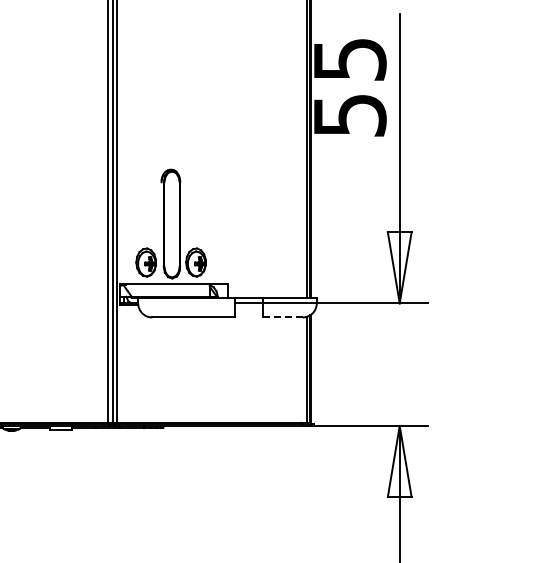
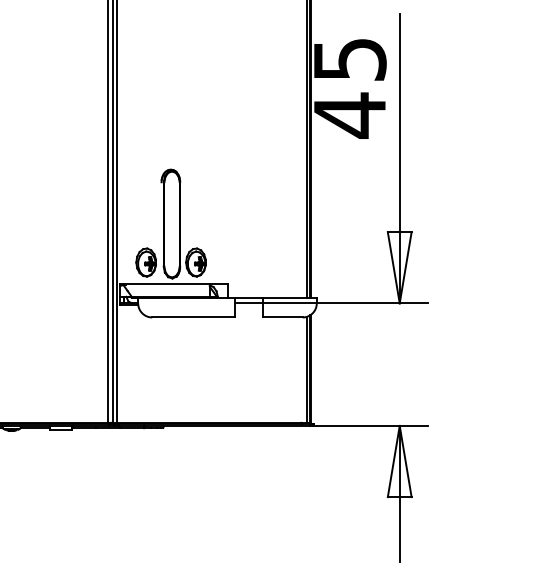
text: 55 -> 45 (350, 115)
line: dashed -> solid (282, 317)
